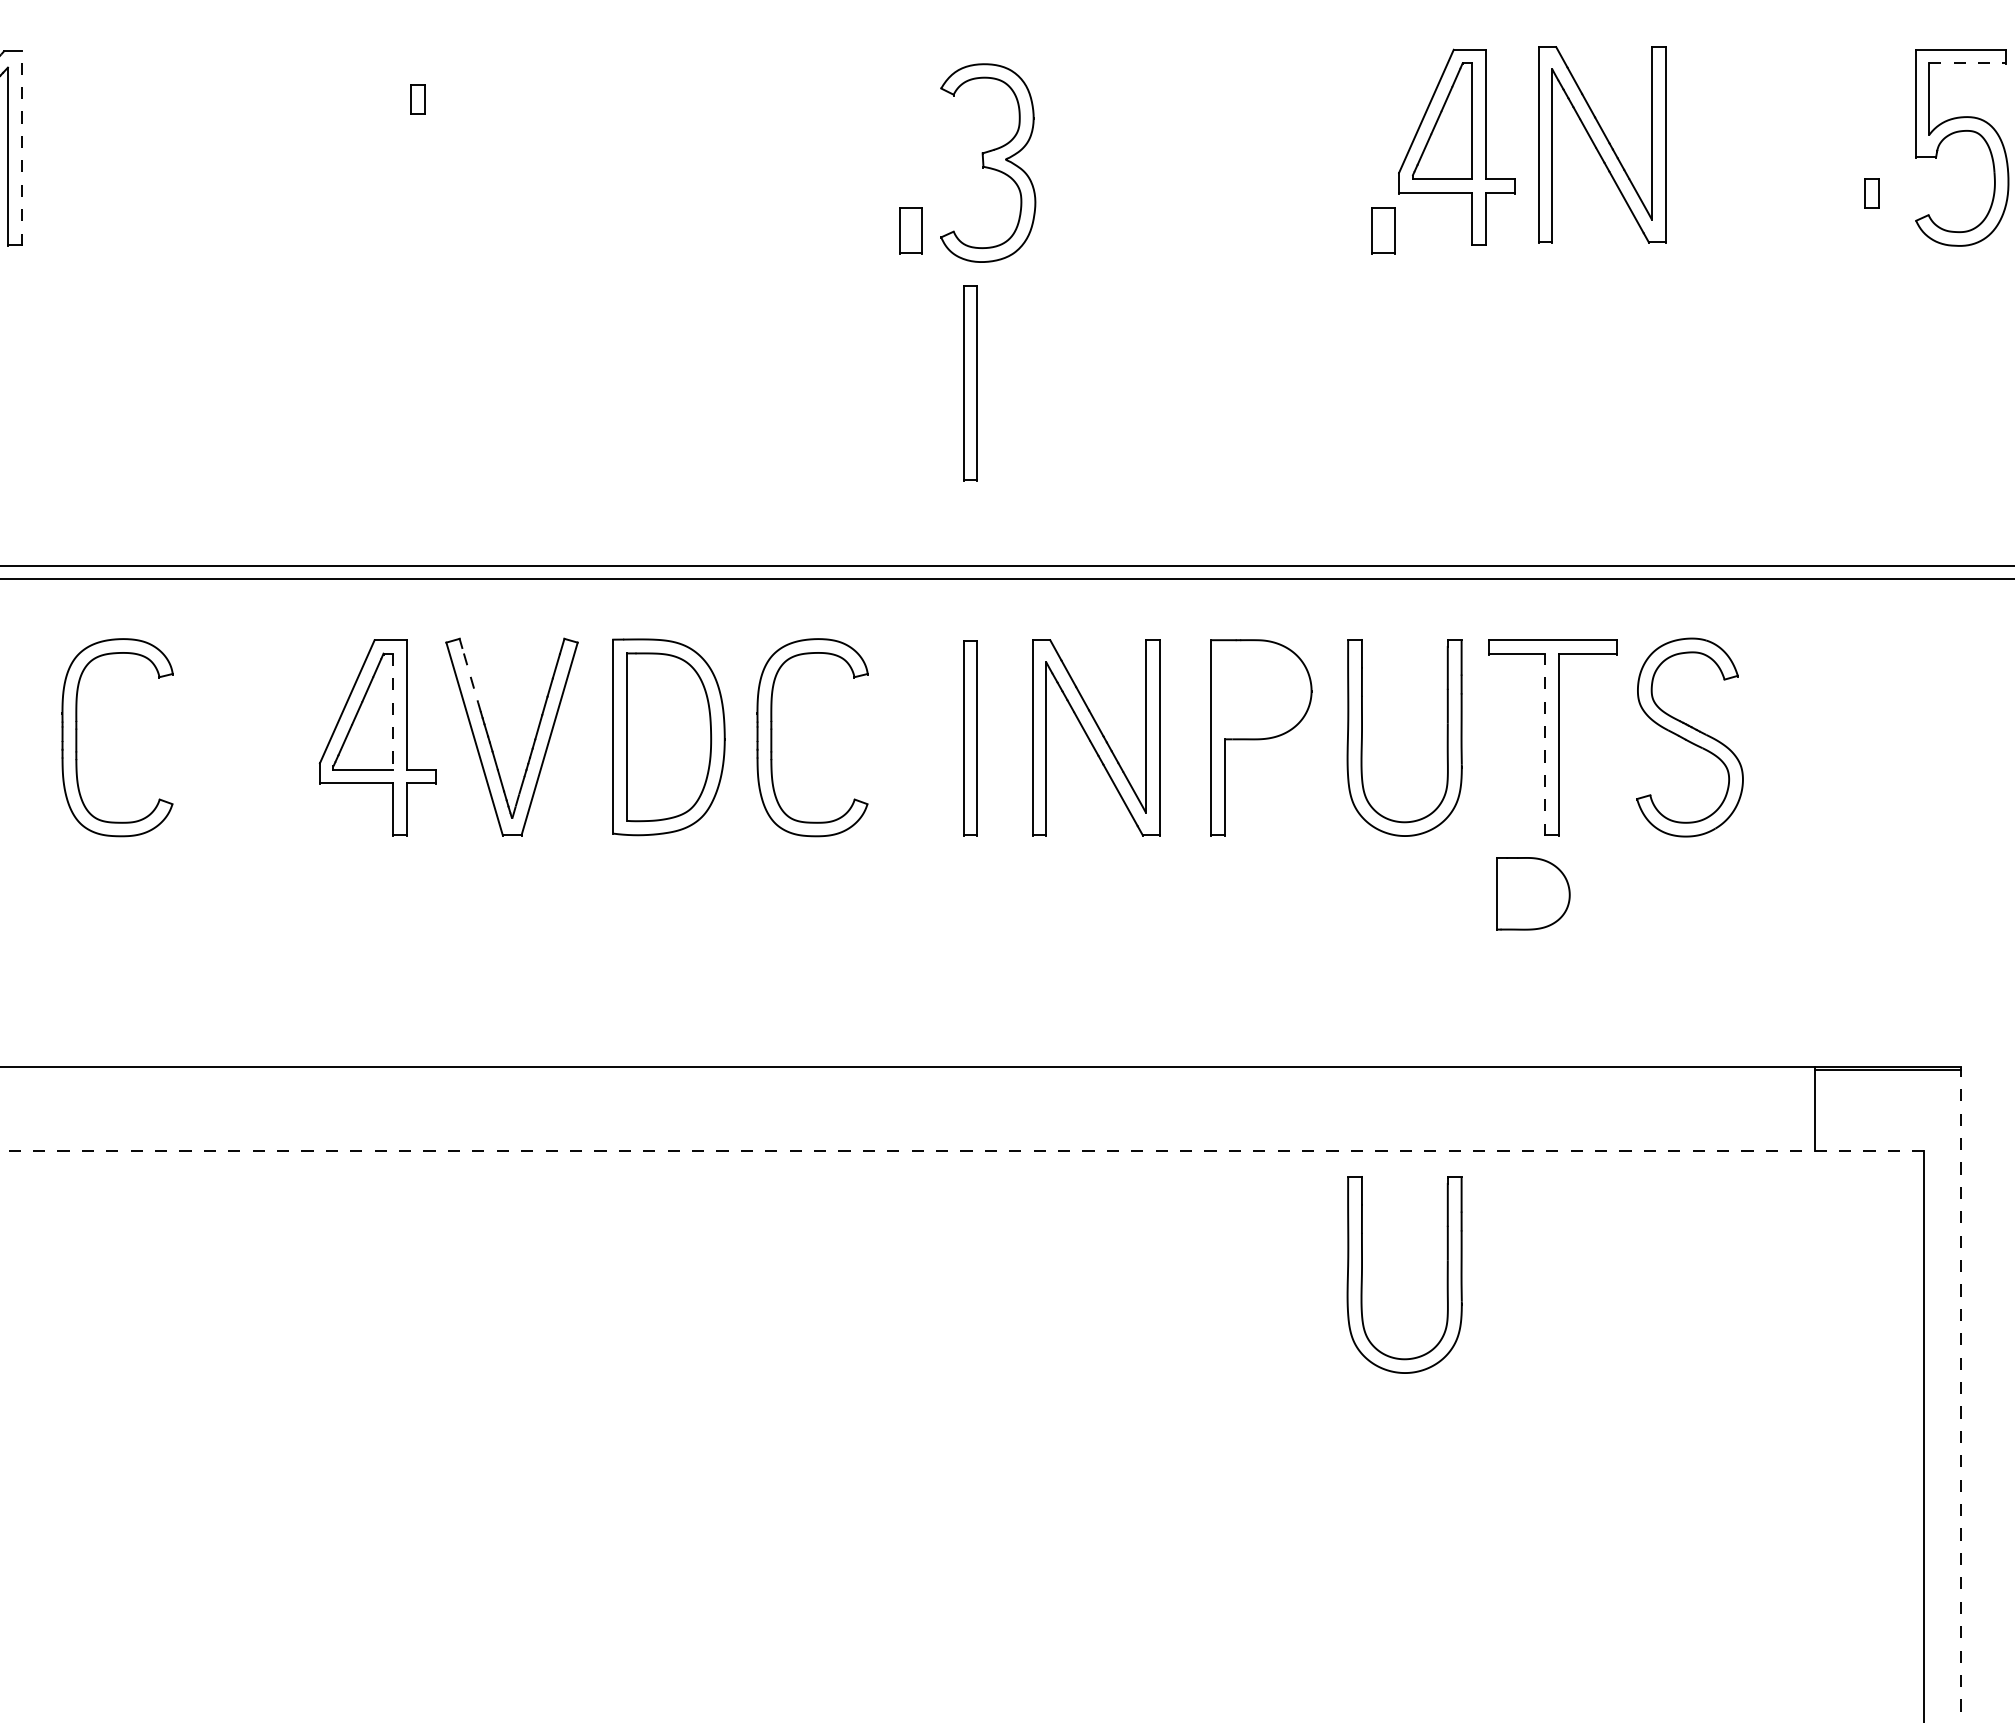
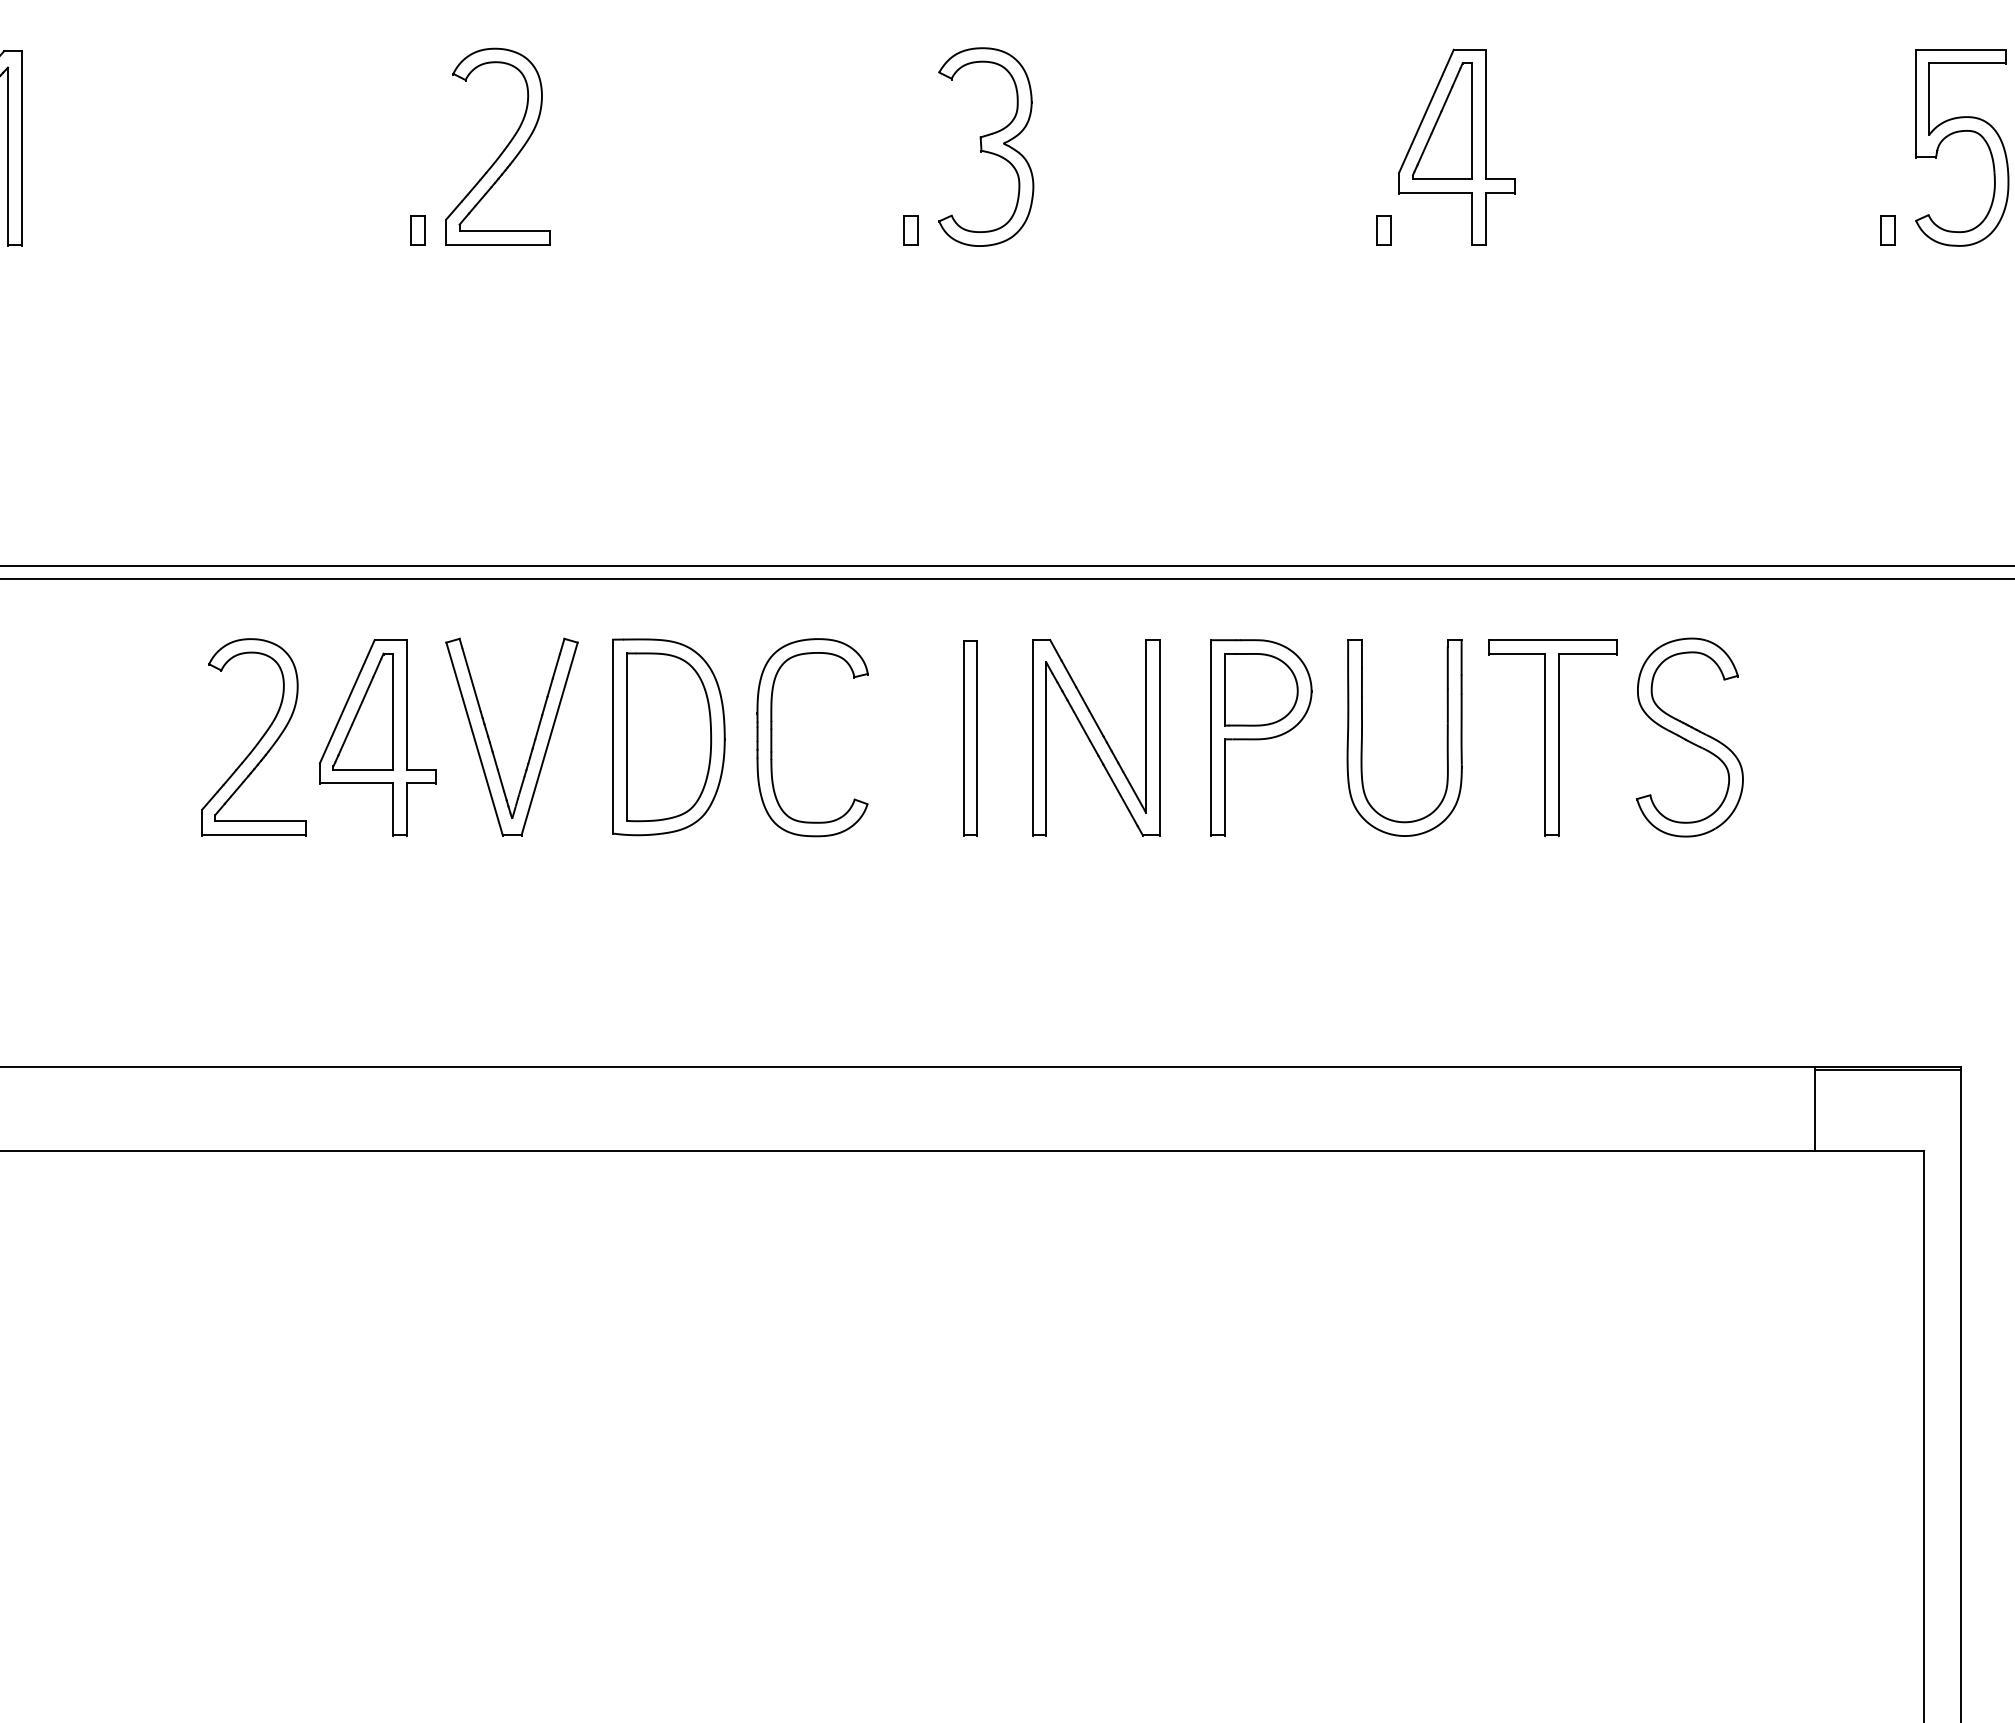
line: dashed -> solid (1967, 63)
part position: (417, 99) -> (417, 230) (417, 230)
part: present -> none (1602, 144)
line: dashed -> solid (21, 147)
part: none -> present (503, 149)
part position: (988, 162) -> (986, 146) (986, 146)
part position: (1871, 193) -> (1887, 230) (1887, 230)
part size: 24x48 px -> 16x31 px (910, 230)
part size: 25x48 px -> 16x31 px (1383, 230)
part: present -> none (970, 383)
line: dashed -> solid (471, 680)
line: dashed -> solid (393, 712)
part: present -> none (77, 737)
part: none -> present (259, 739)
line: dashed -> solid (1545, 745)
part position: (1533, 893) -> (1261, 689) (1261, 689)
line: dashed -> solid (962, 1151)
part: present -> none (1362, 1274)
line: dashed -> solid (1961, 1394)
